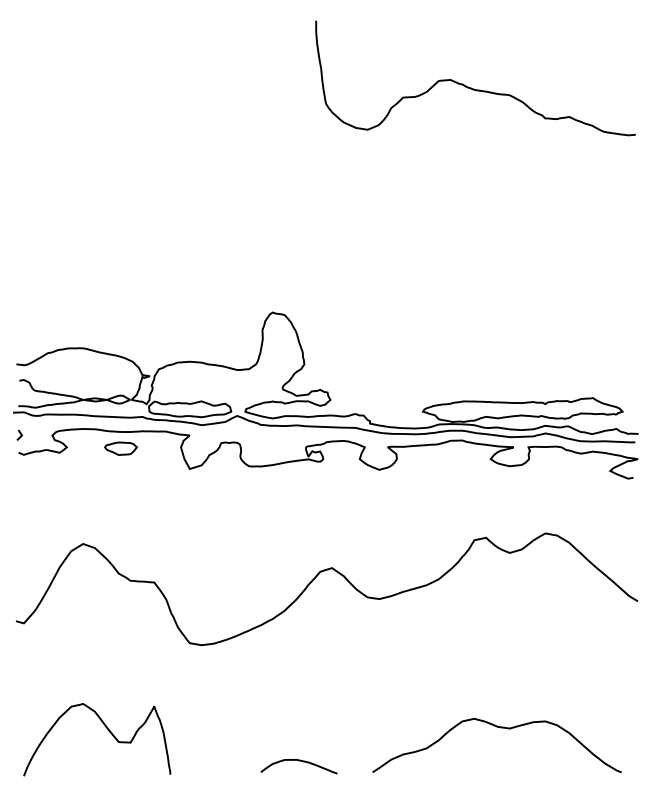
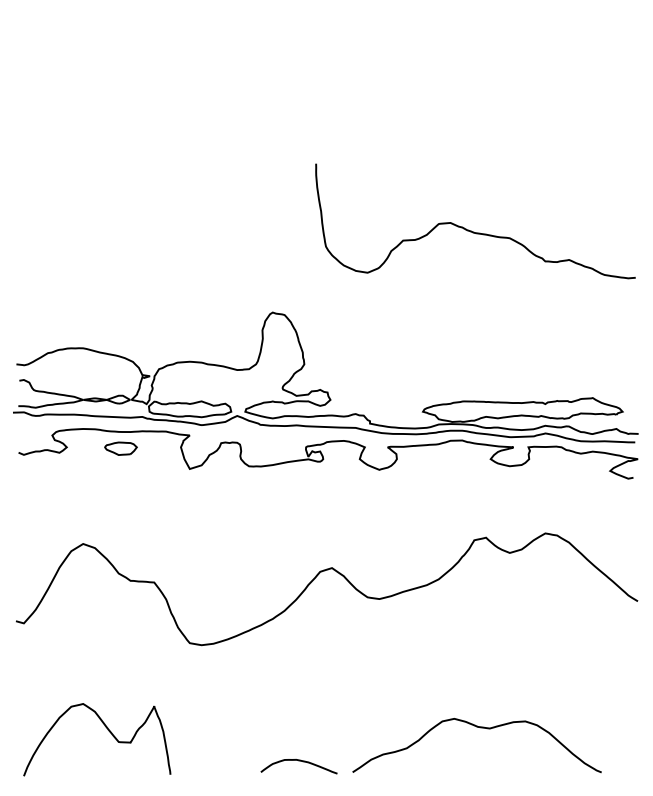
curve position: (471, 87) -> (471, 230) (471, 230)
line: present -> none (19, 433)
curve position: (500, 728) -> (480, 728) (480, 728)
